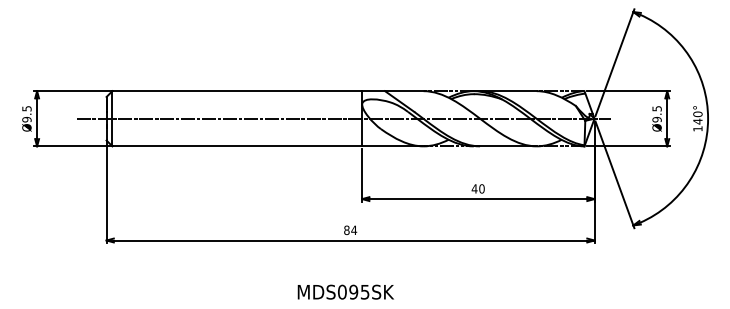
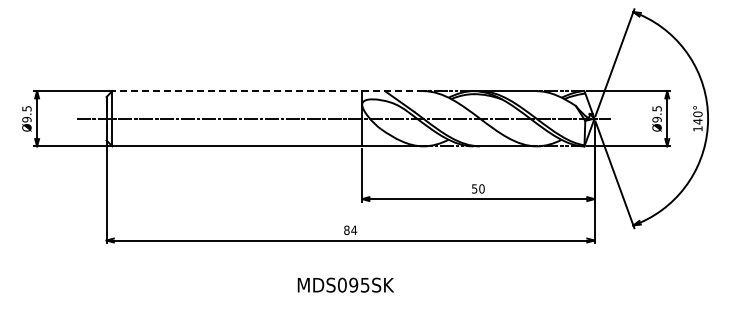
line: solid -> dashed (267, 91)
text: 40 -> 50 (474, 188)
text position: (345, 291) -> (345, 284) (345, 284)
